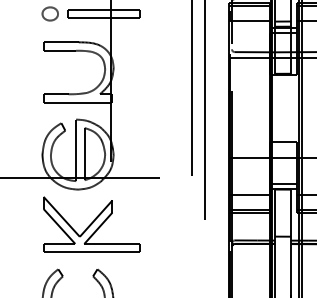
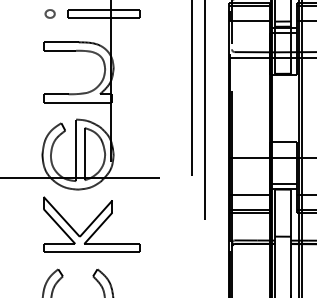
part size: 18x16 px -> 12x10 px (49, 13)
